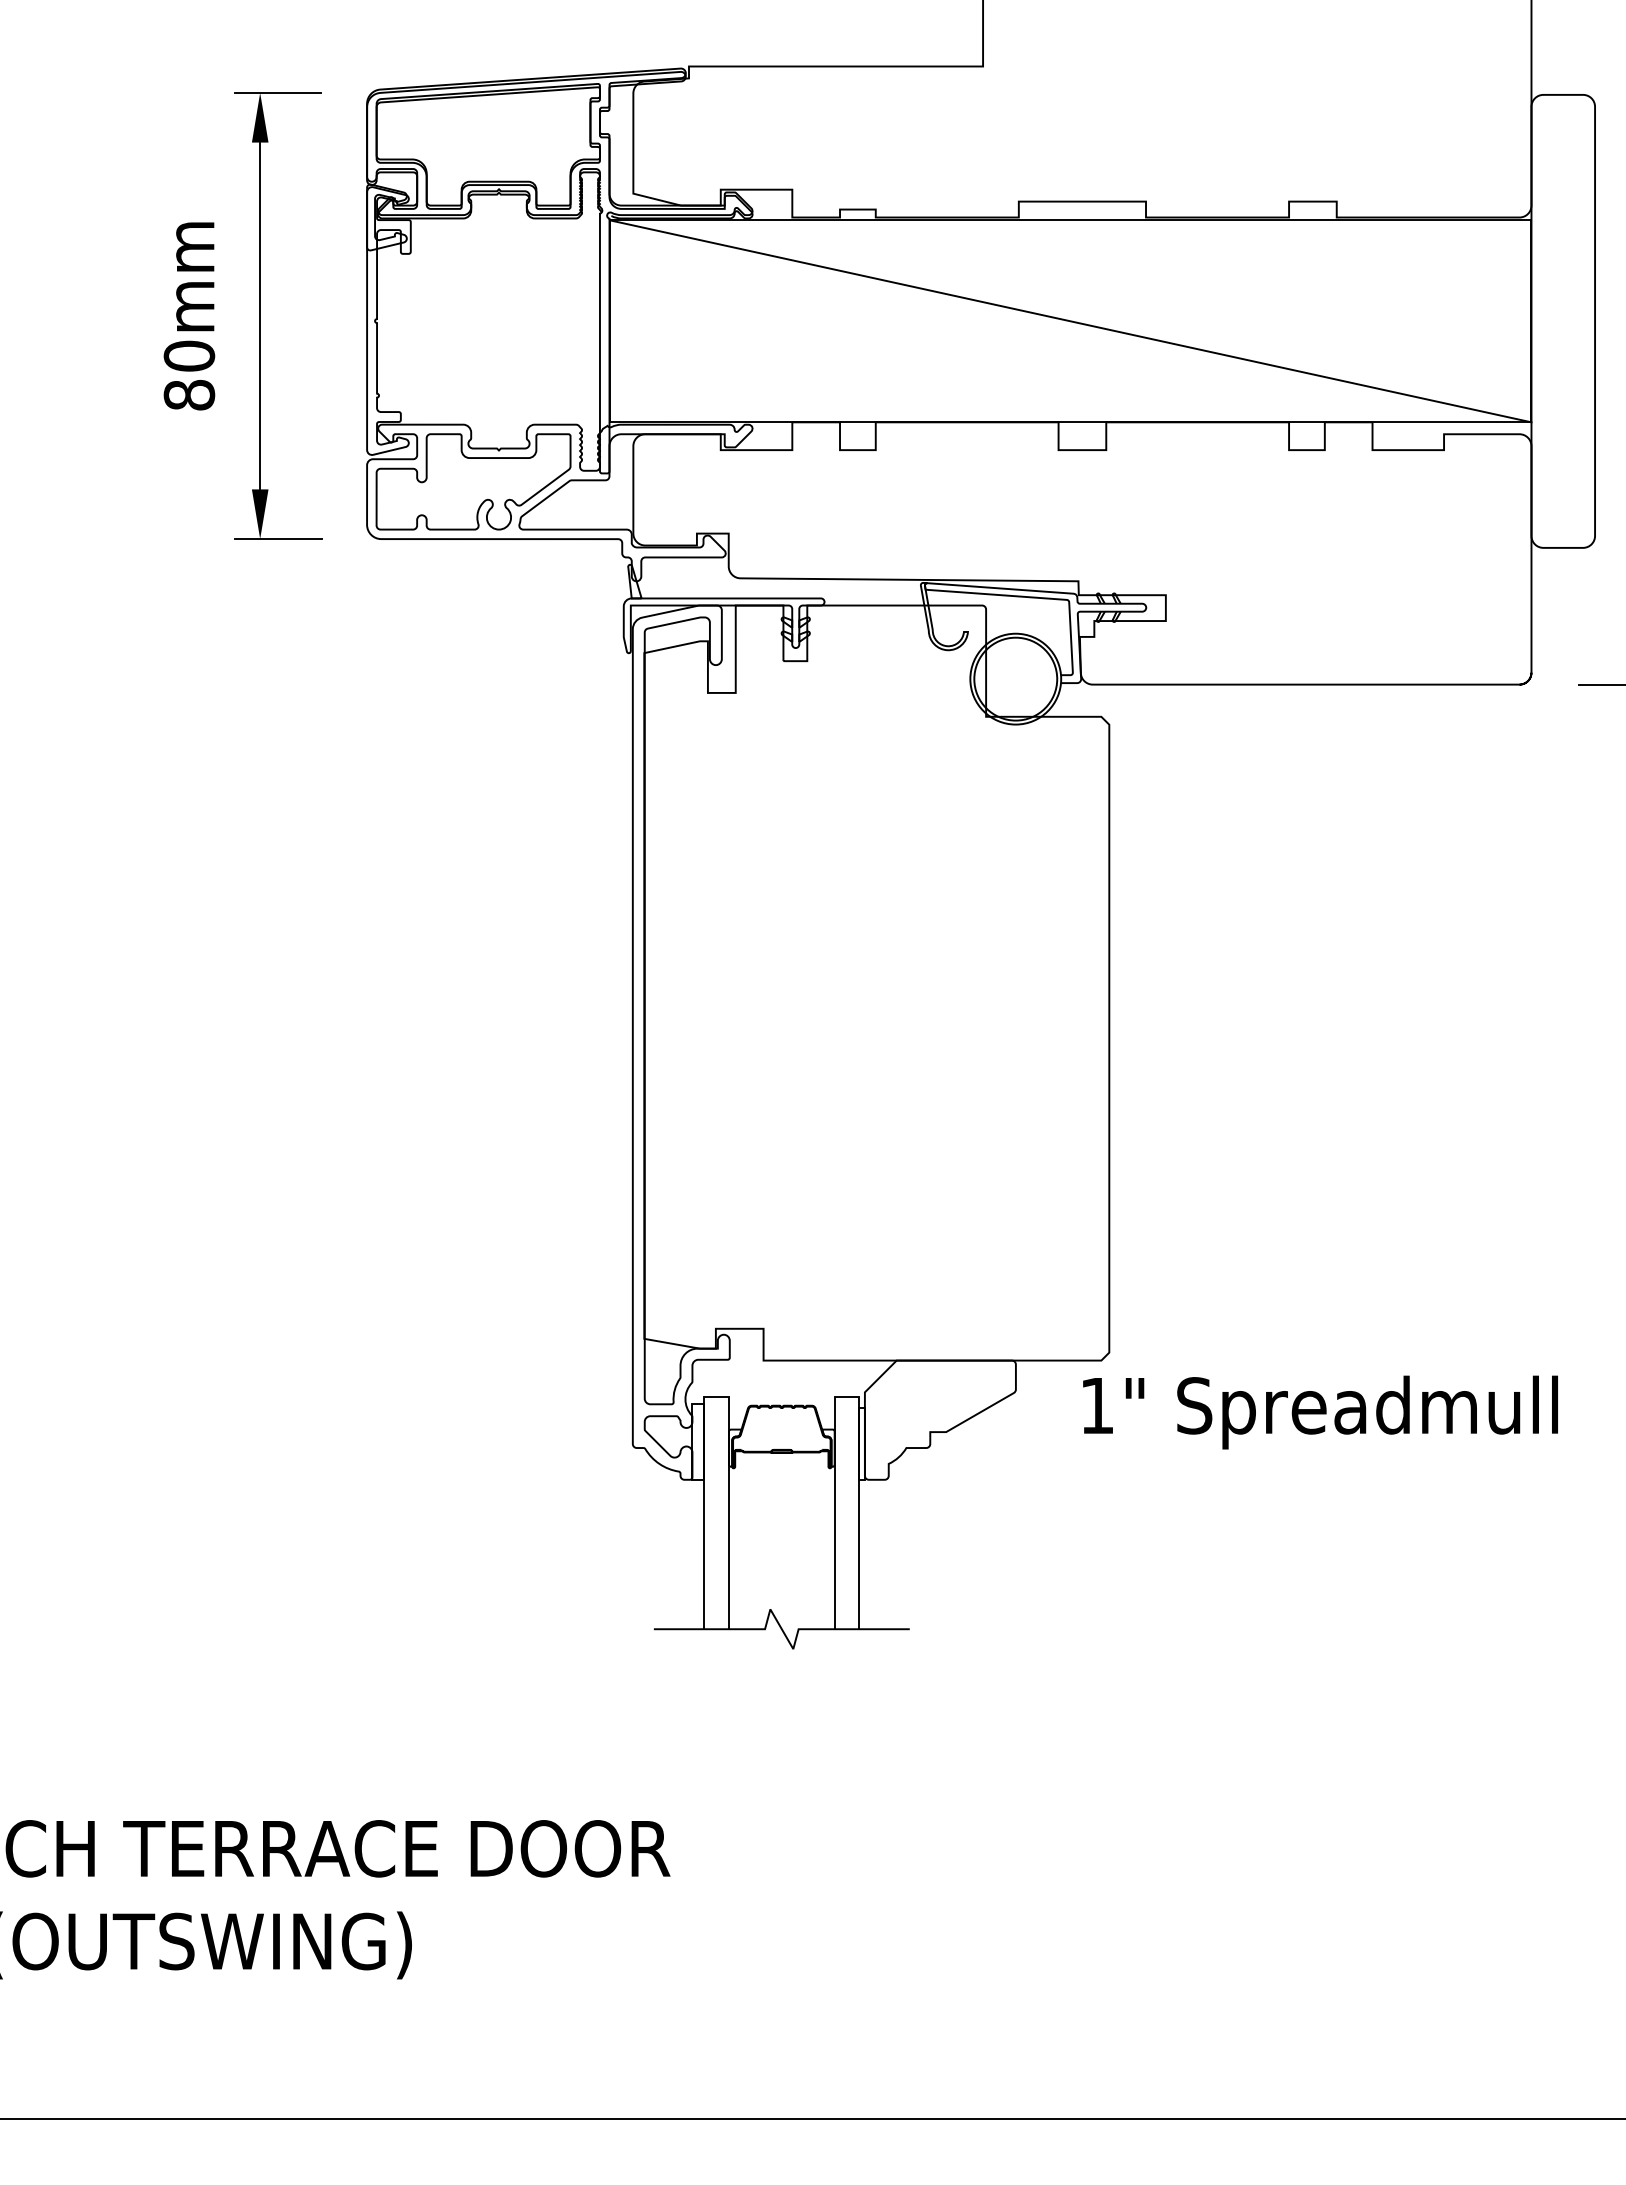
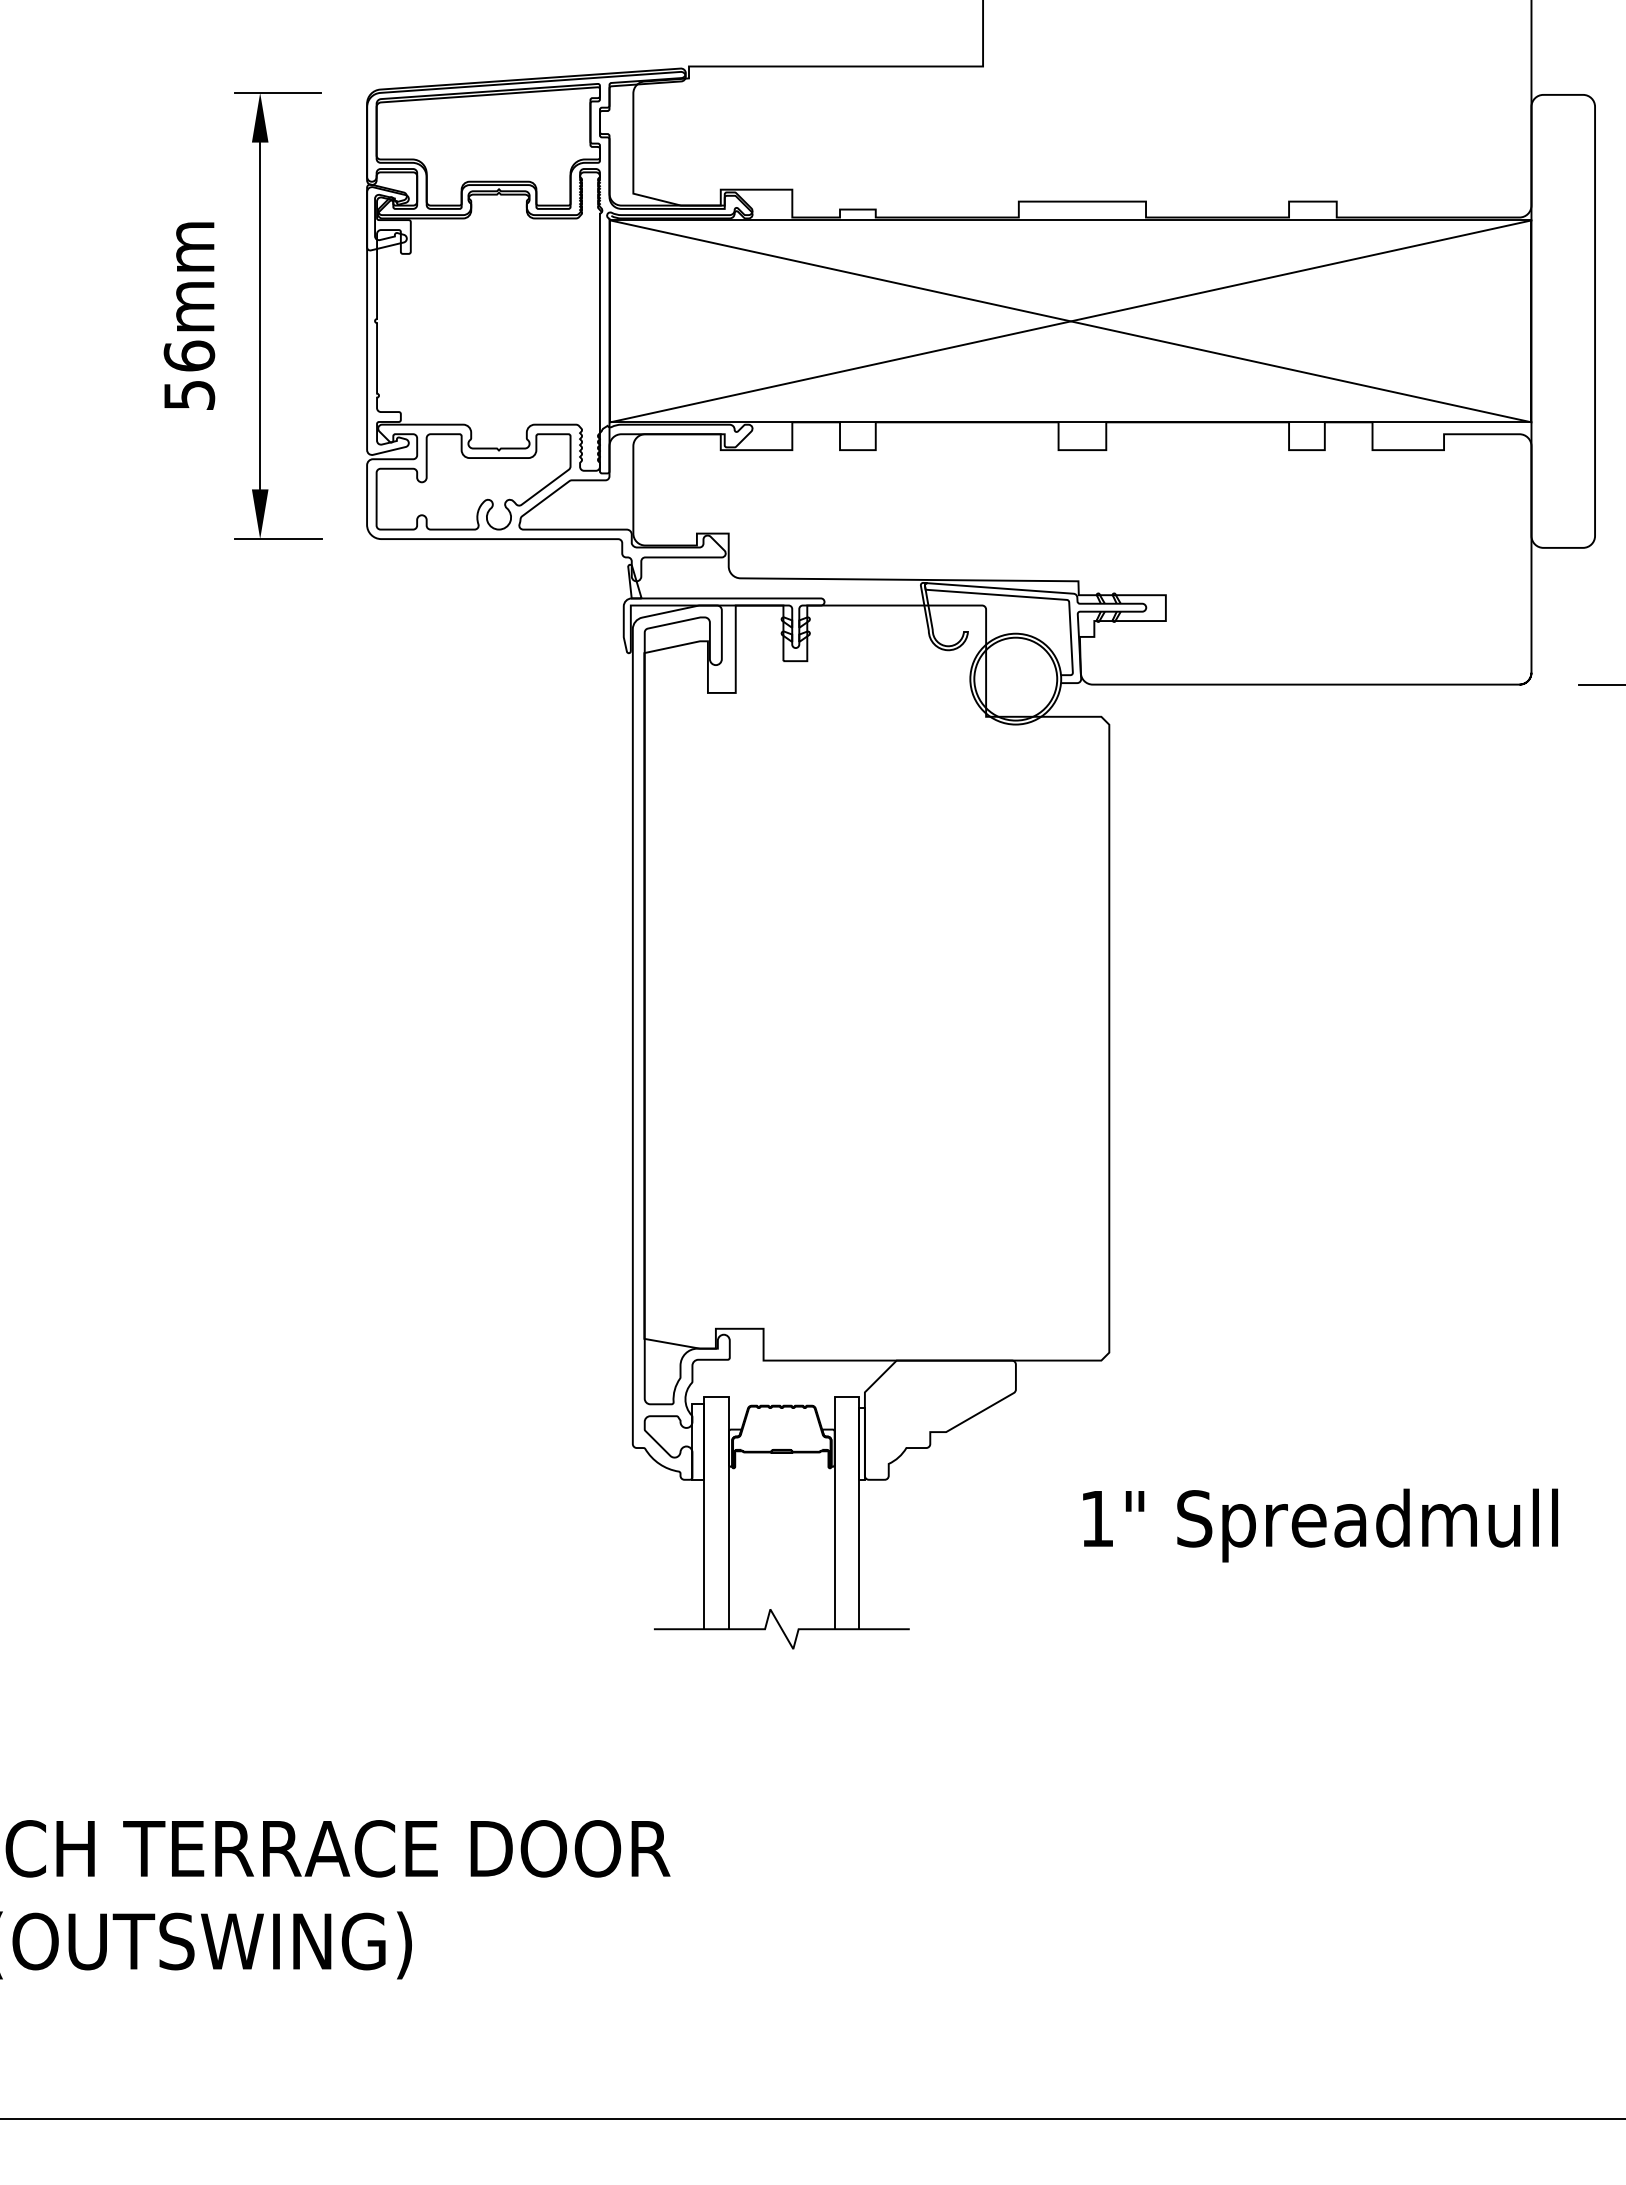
line: none -> present (1070, 321)
text: 80mm -> 56mm (189, 375)
text position: (1320, 1412) -> (1320, 1525) (1320, 1525)
